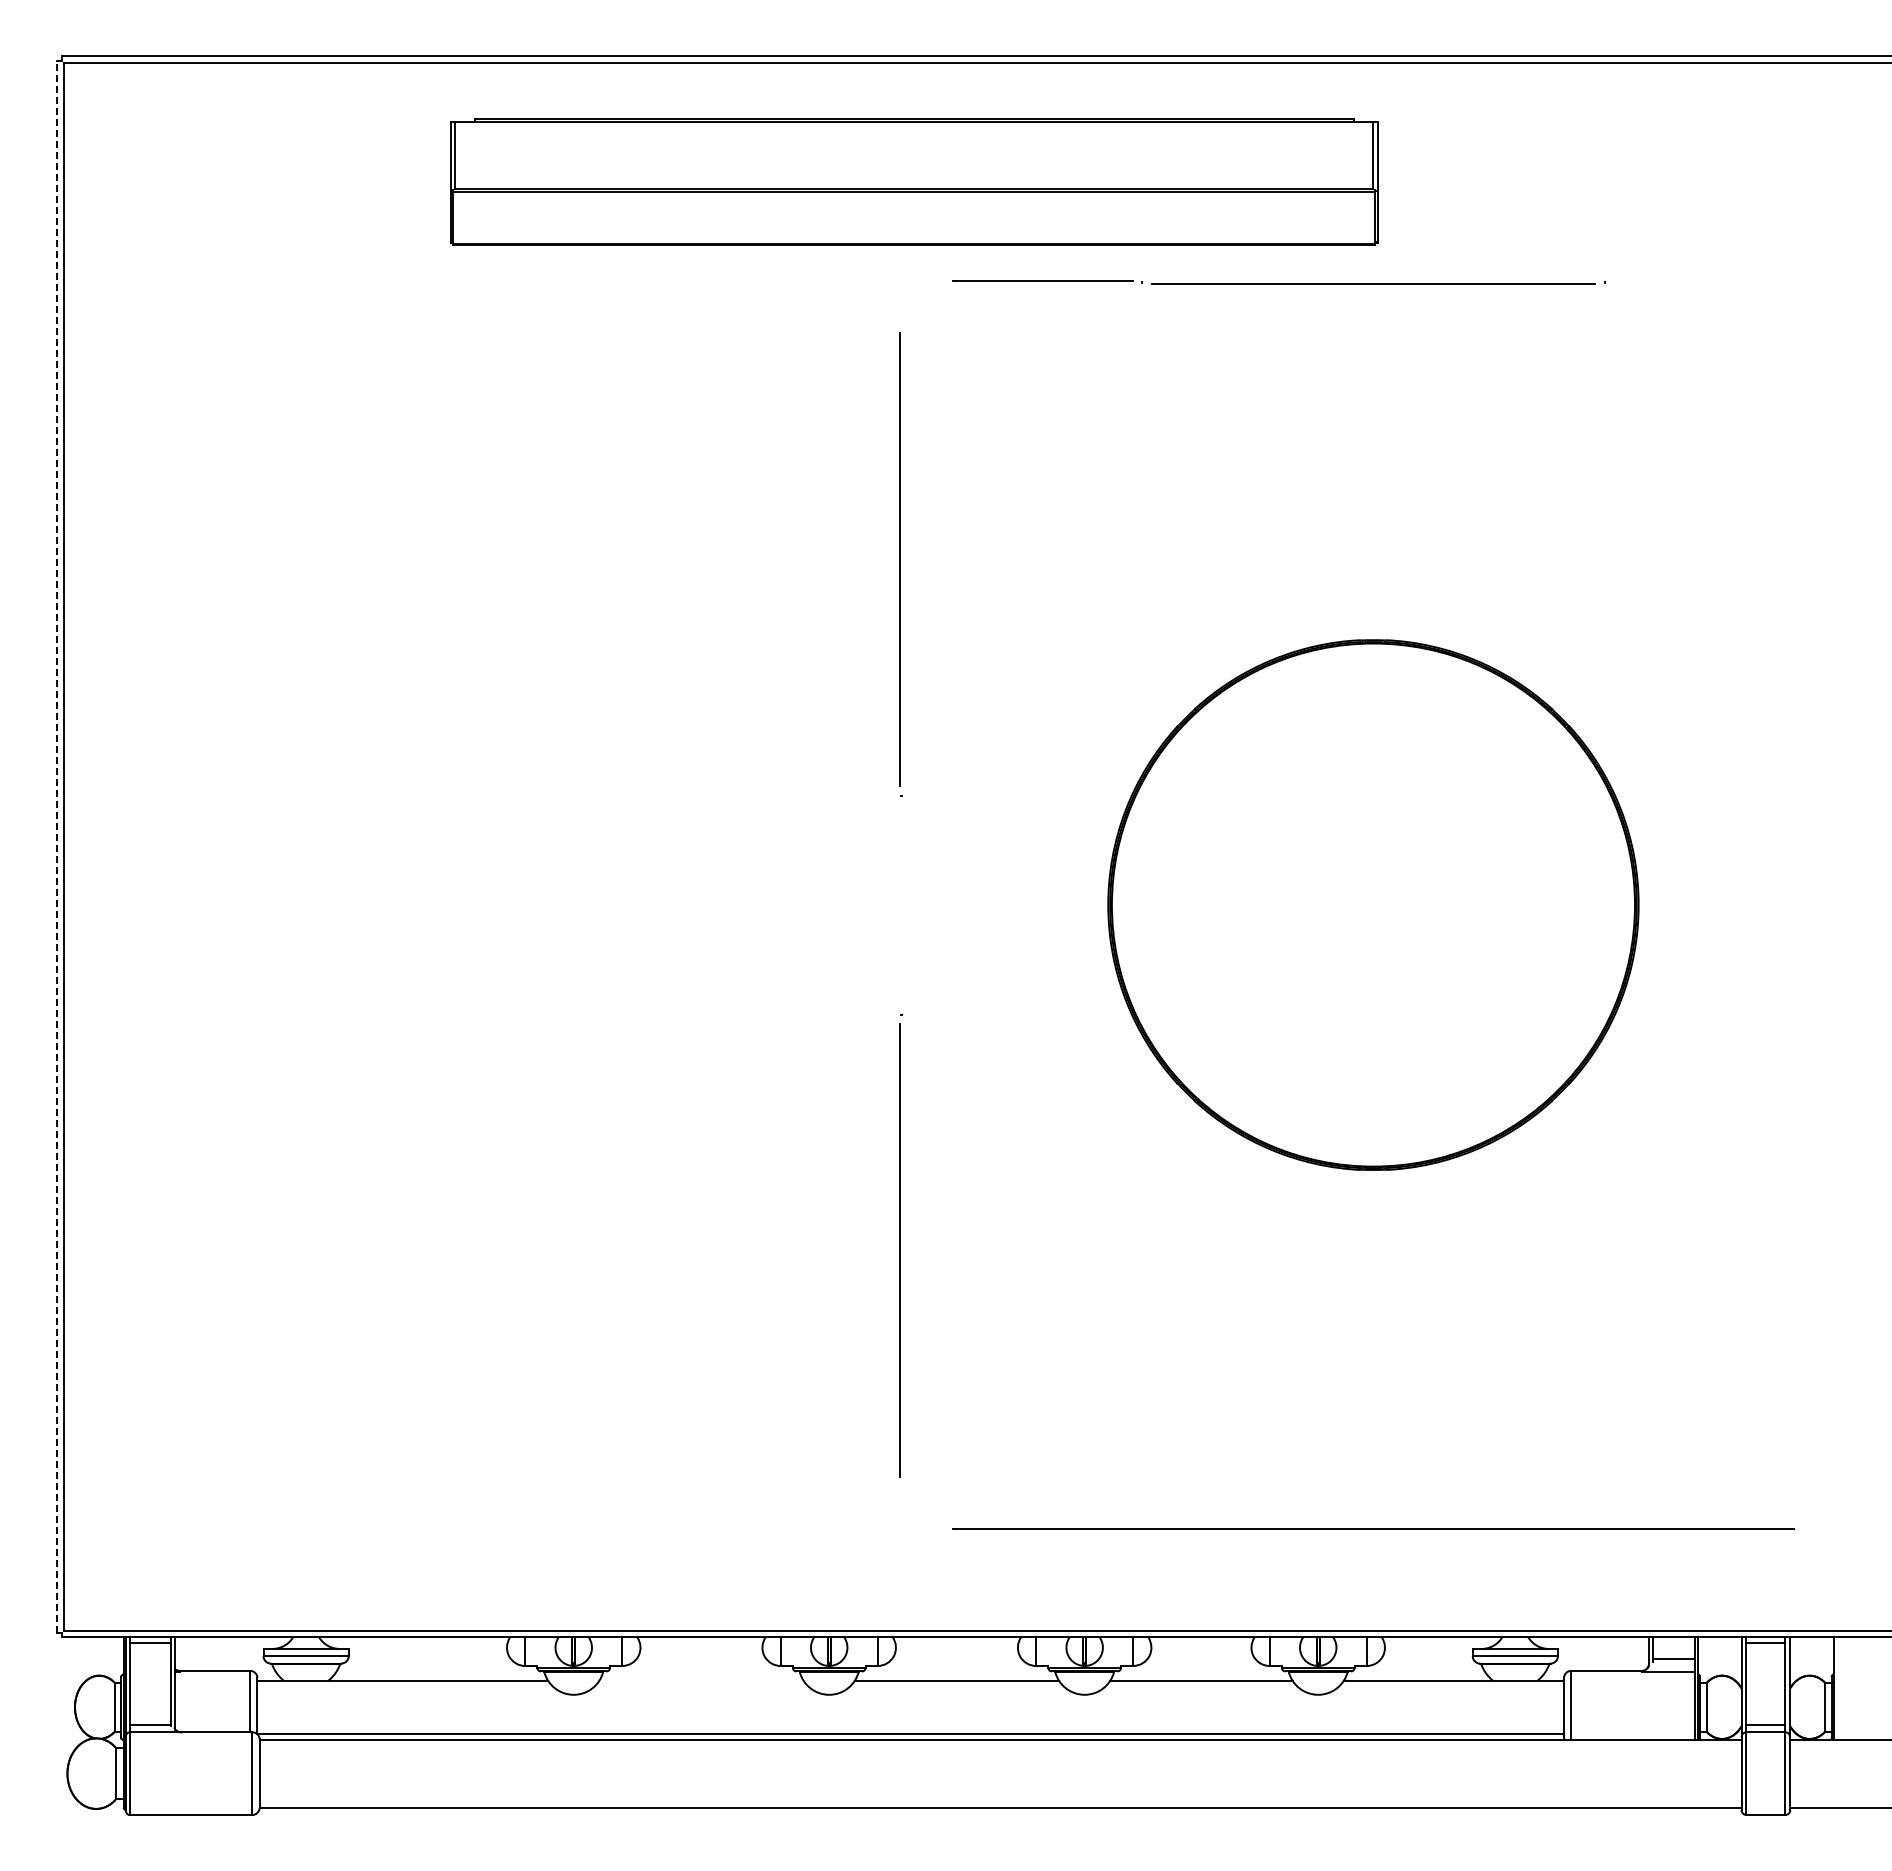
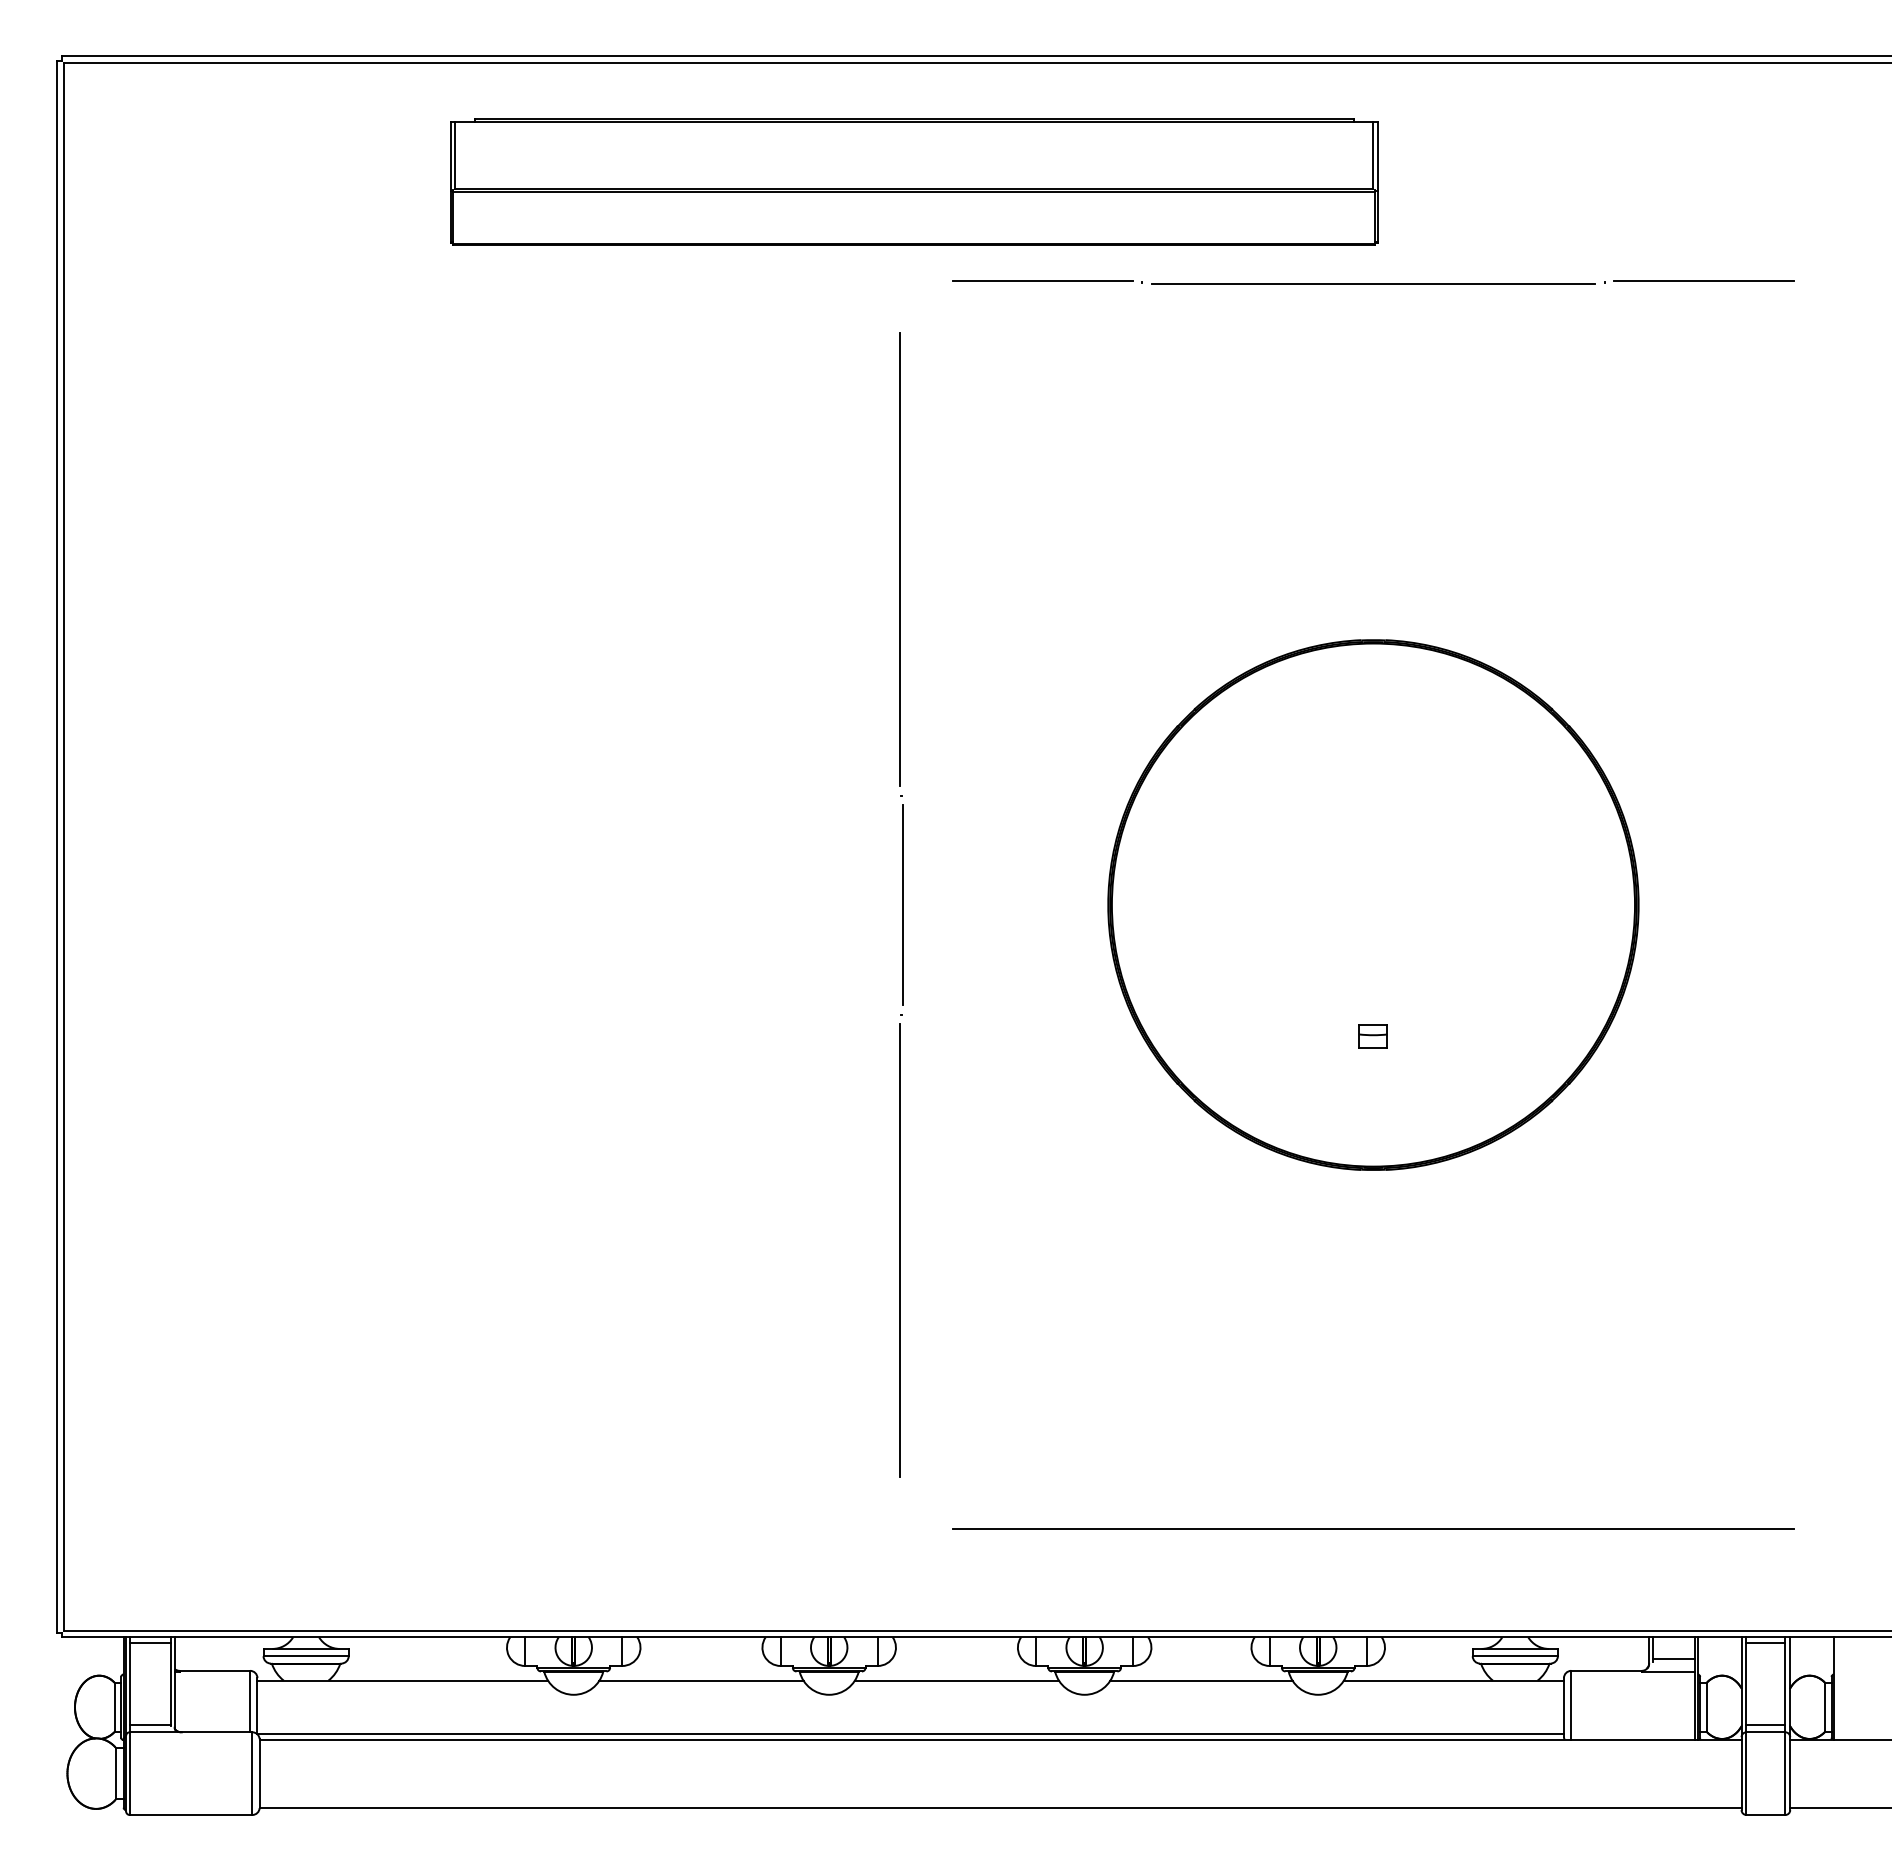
line: none -> present (1703, 280)
line: dashed -> solid (56, 846)
line: none -> present (902, 904)
part: none -> present (1372, 1036)
line: none -> present (701, 1680)
